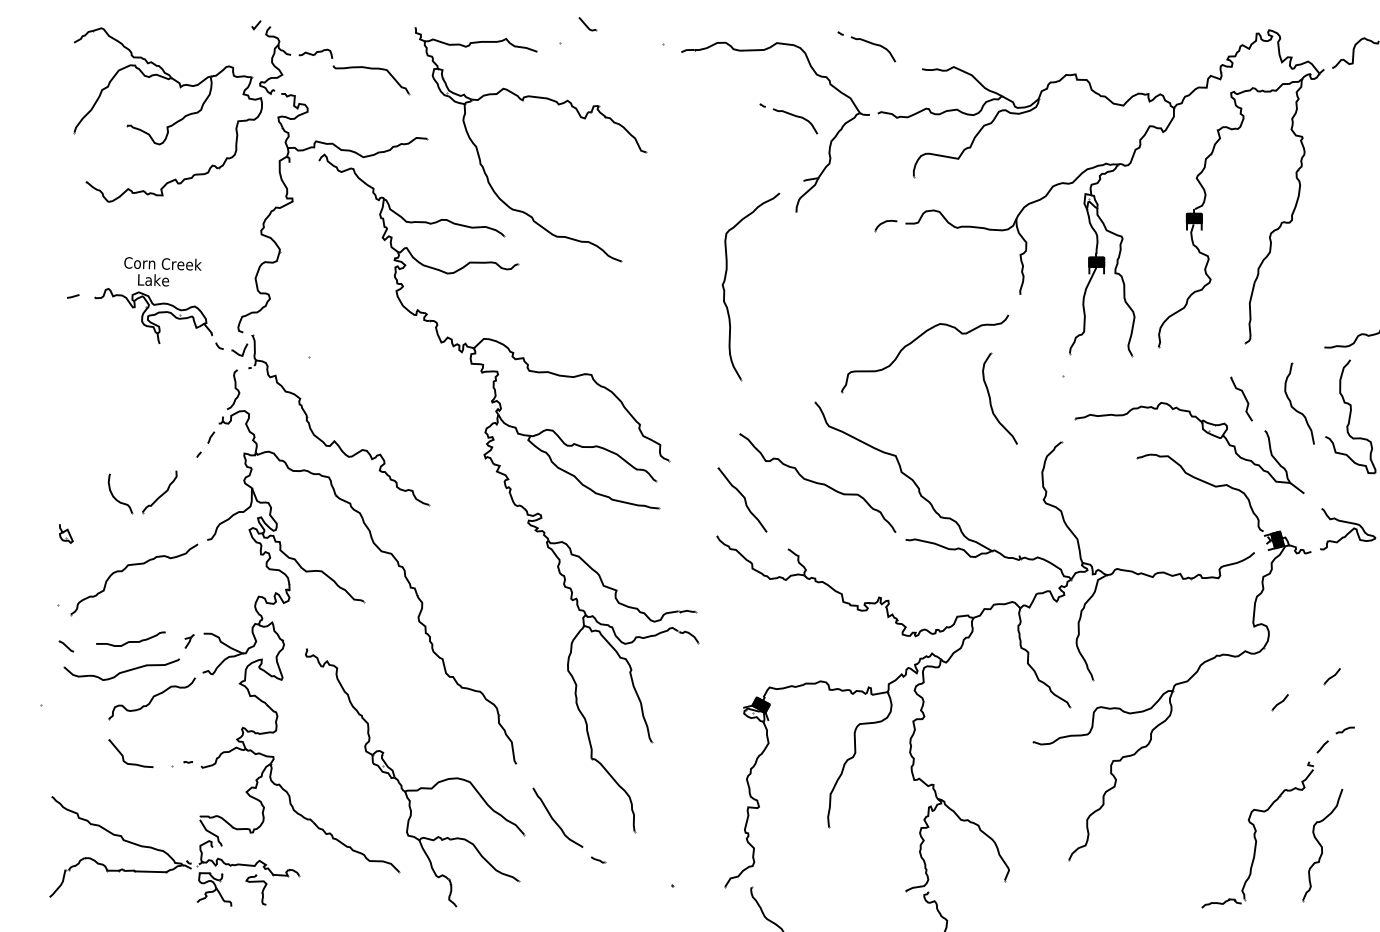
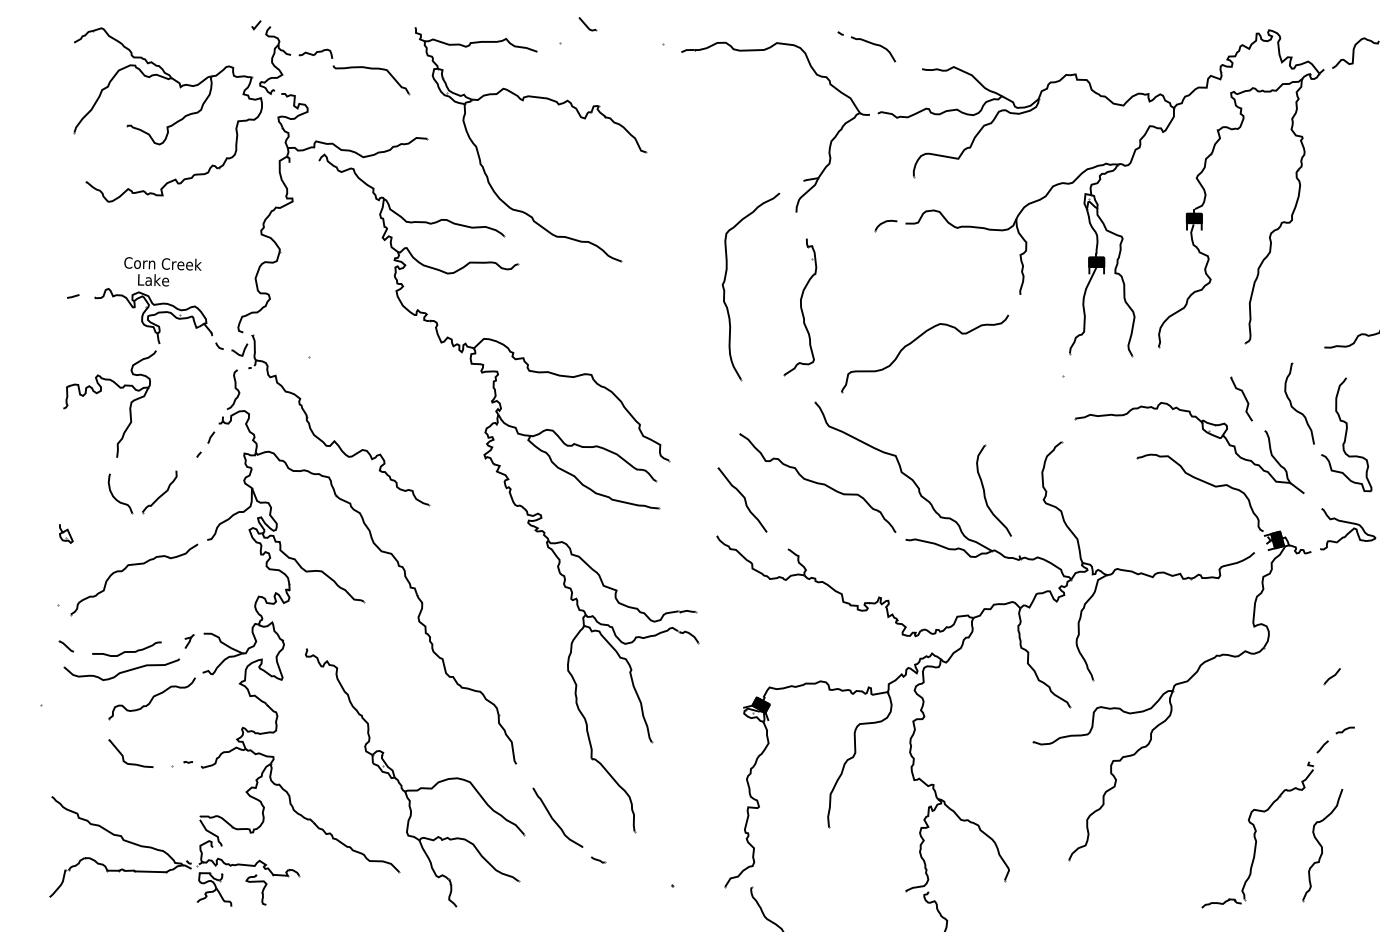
part: present -> none (788, 118)
part: none -> present (800, 307)
part: none -> present (100, 392)
part position: (991, 400) -> (985, 492) (985, 492)
part position: (1350, 416) -> (1346, 434) (1346, 434)
curve position: (130, 641) -> (126, 651) (126, 651)
part: present -> none (1279, 702)
